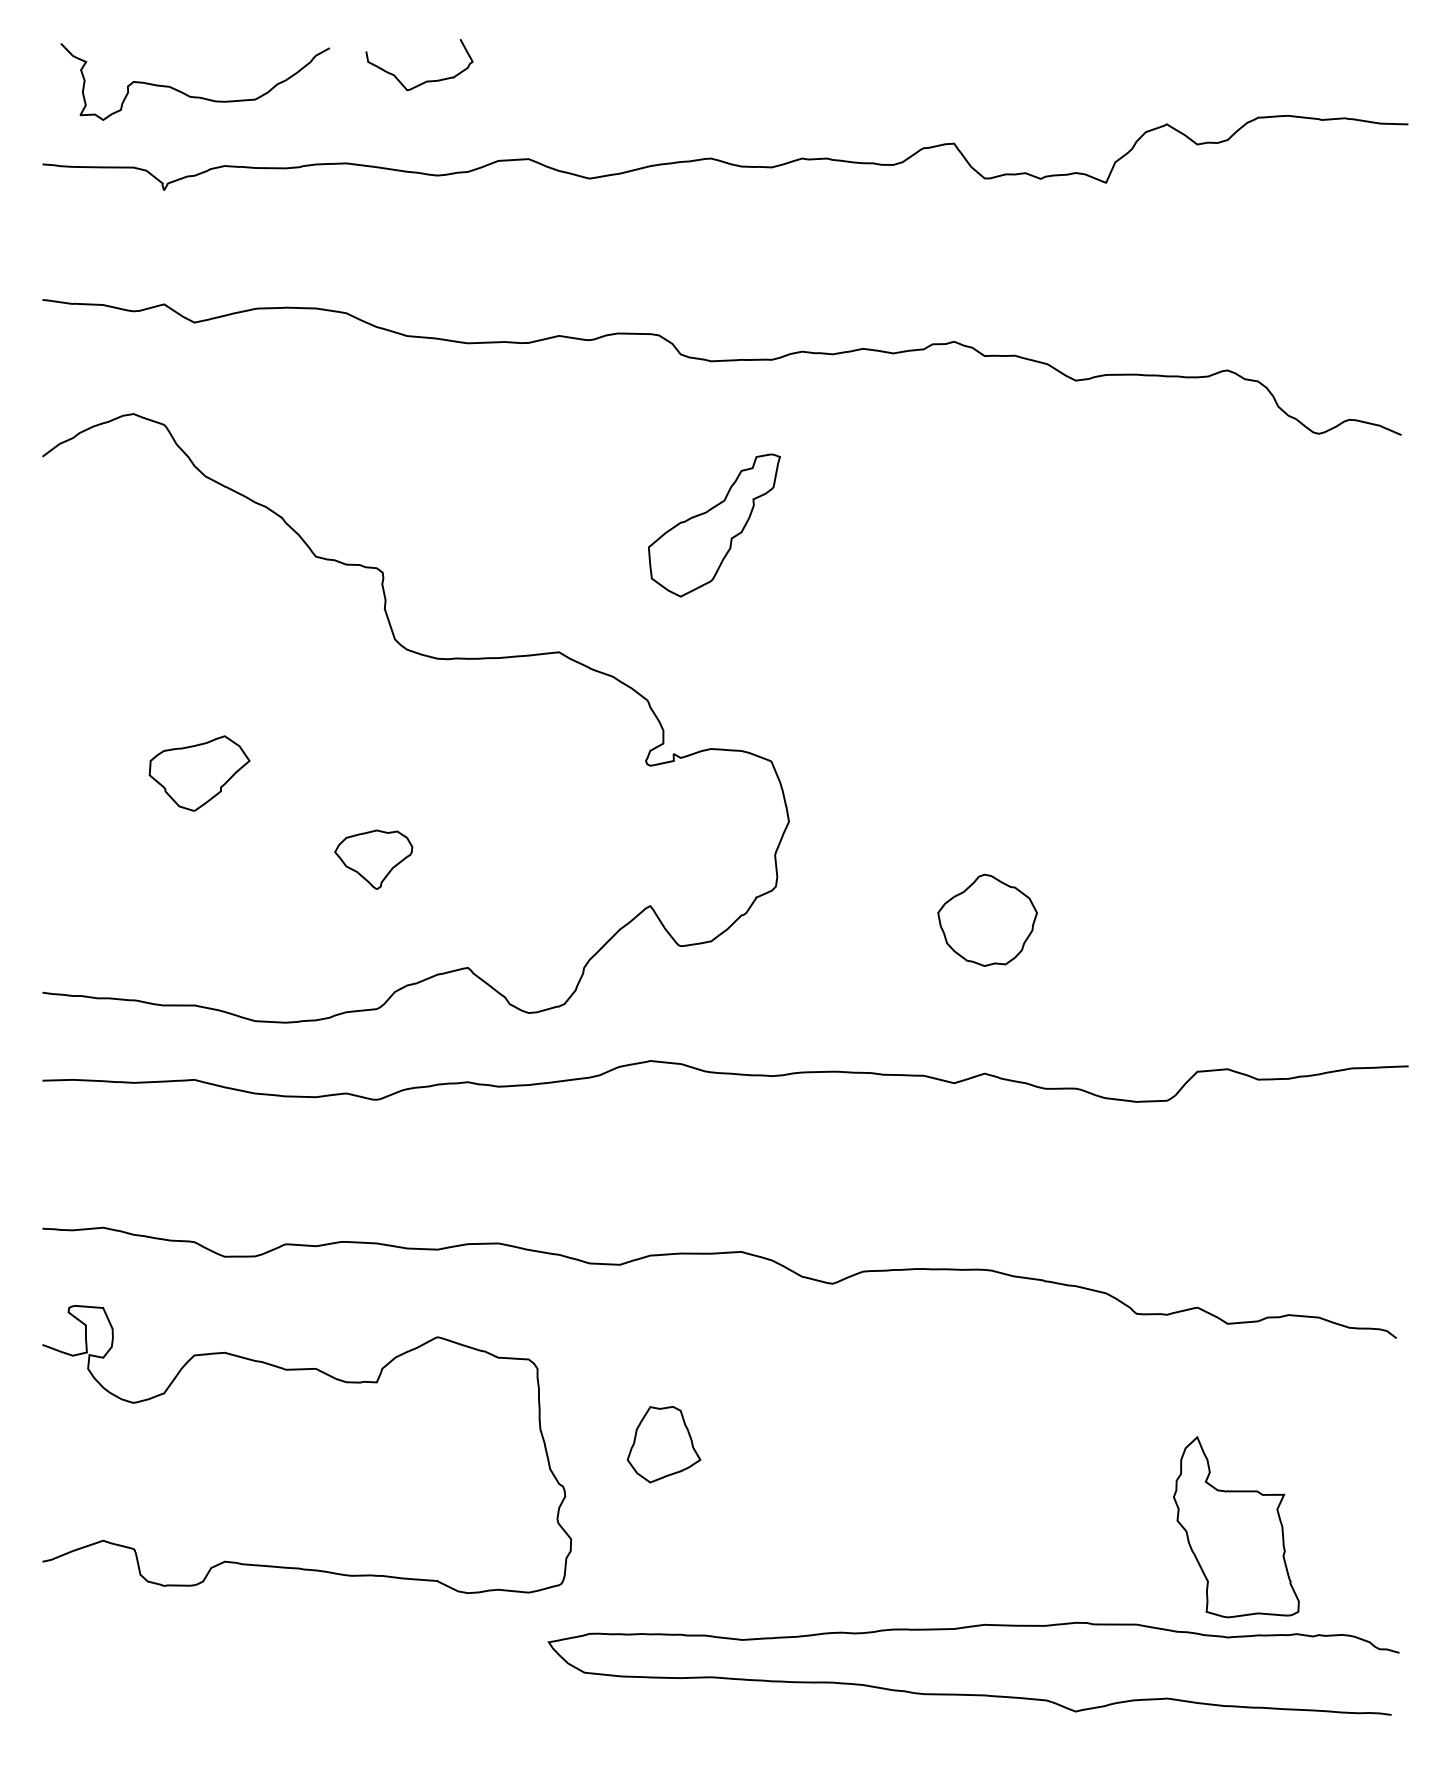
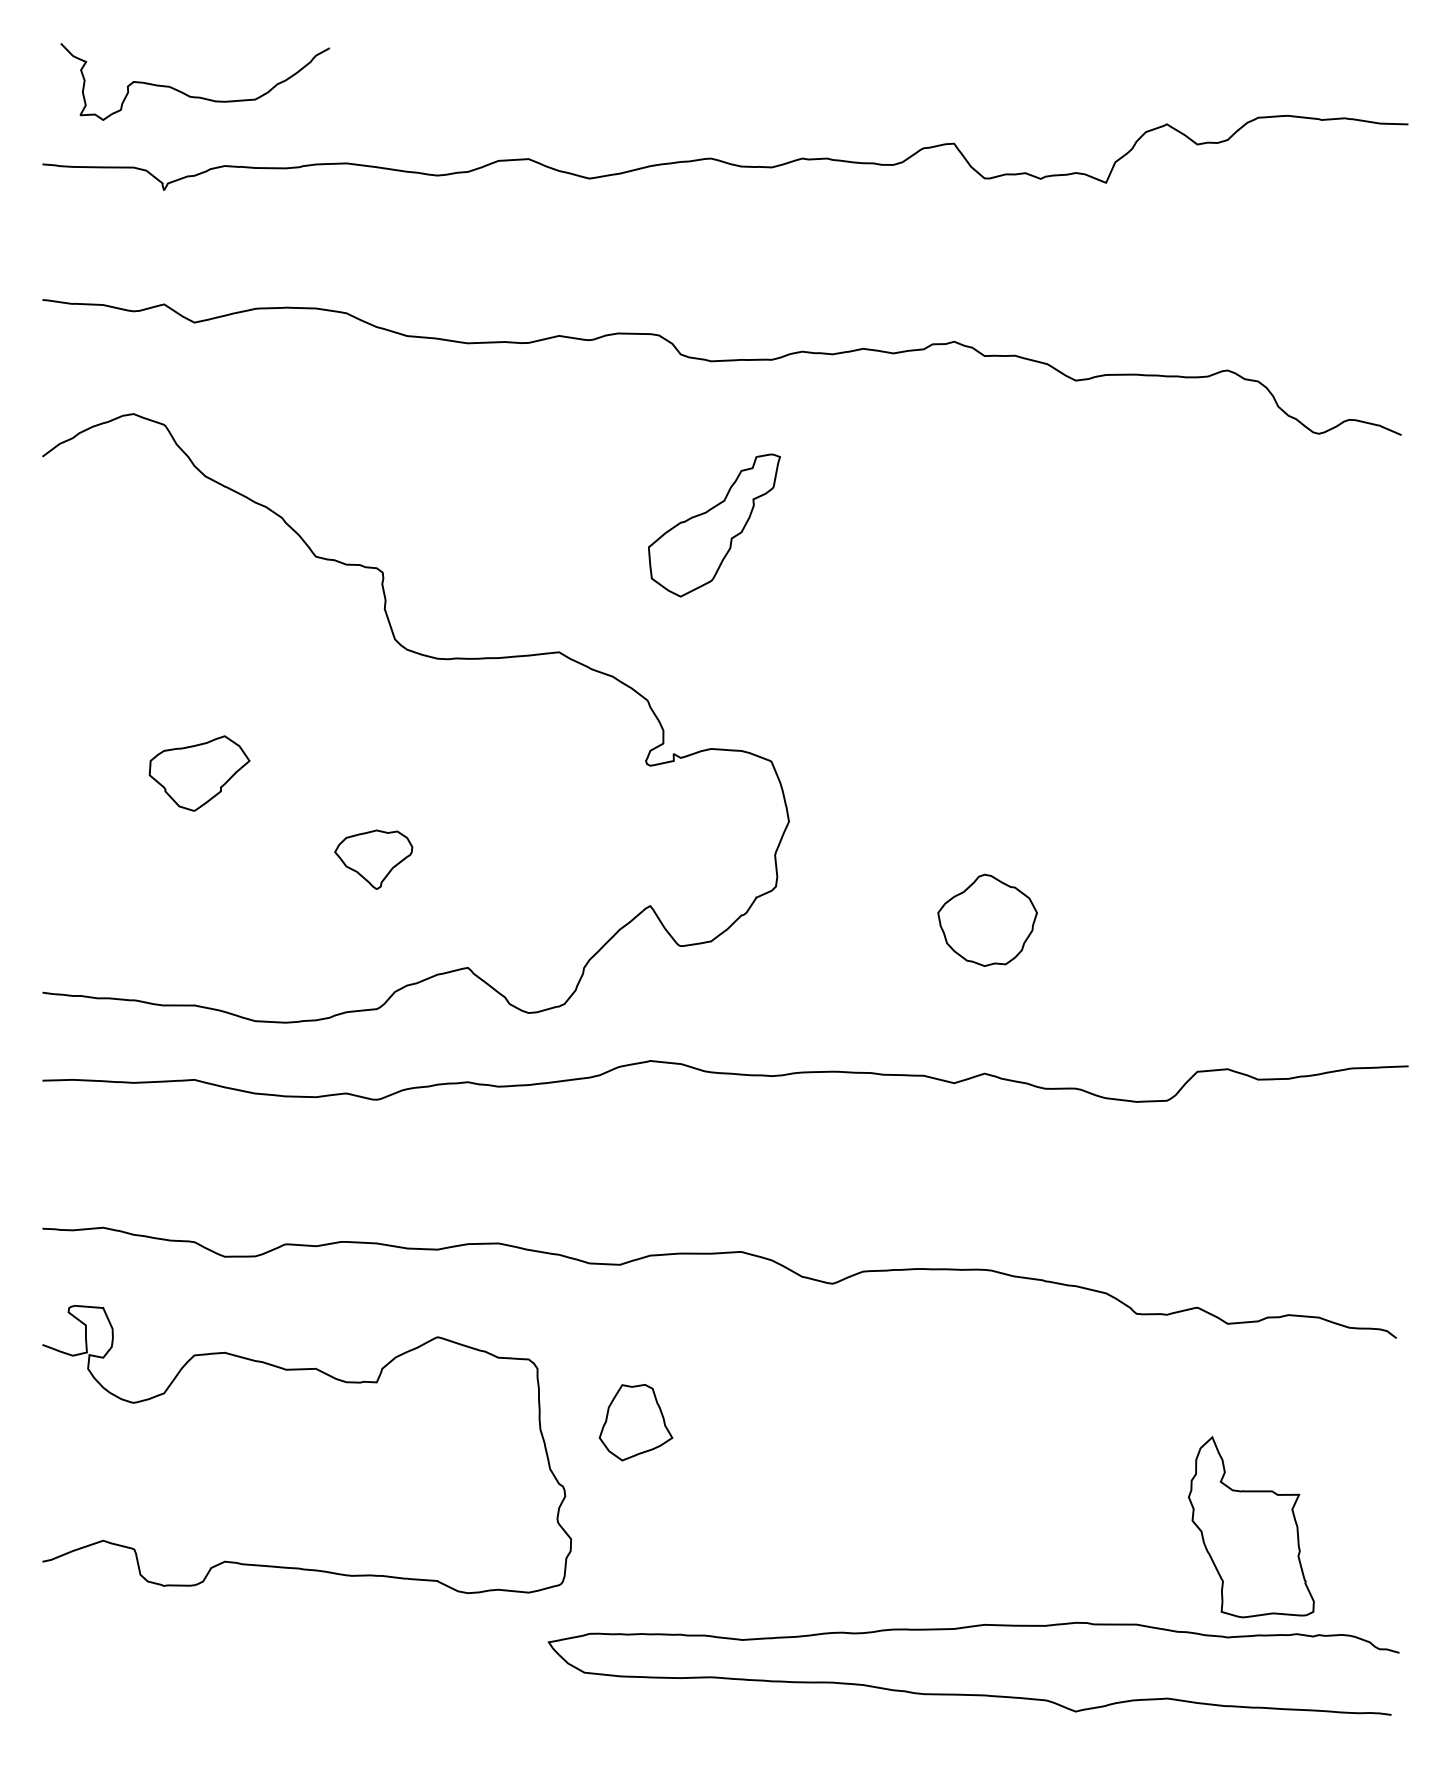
curve: present -> none (426, 80)
part position: (663, 1444) -> (635, 1422) (635, 1422)
part position: (1236, 1527) -> (1251, 1527) (1251, 1527)
